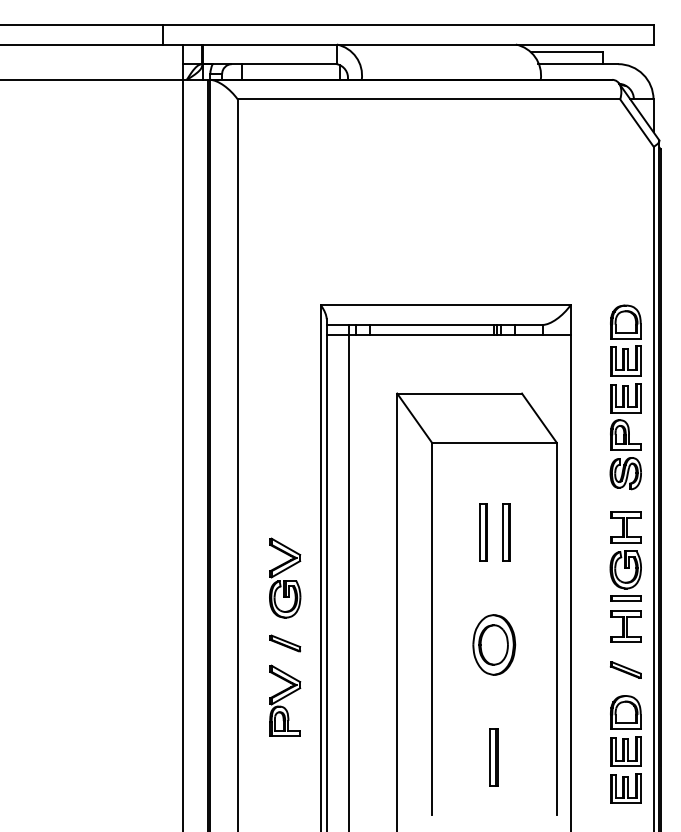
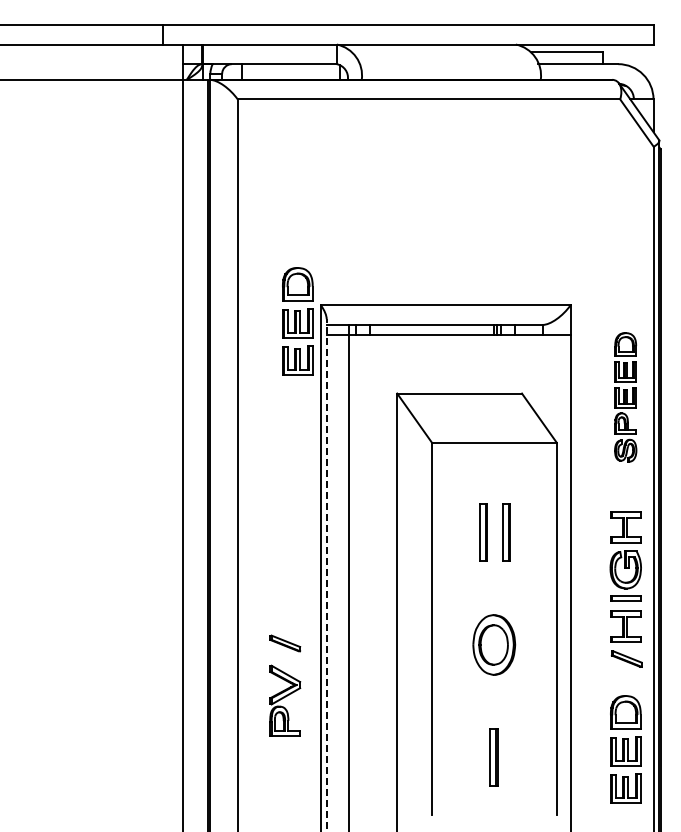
part: none -> present (297, 321)
part size: 33x187 px -> 24x131 px (625, 397)
line: solid -> dashed (326, 574)
part: present -> none (285, 577)
part position: (625, 669) -> (626, 658) (626, 658)
